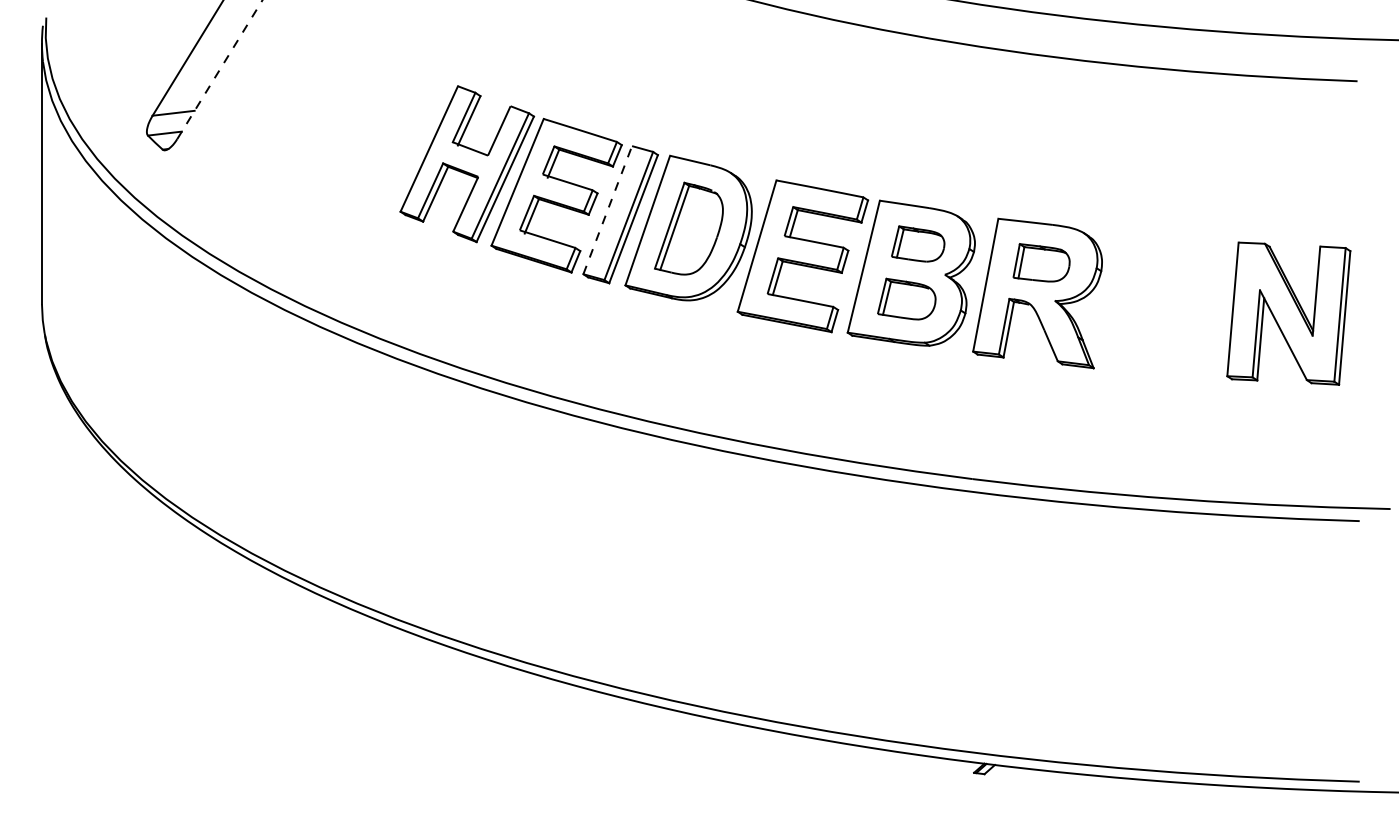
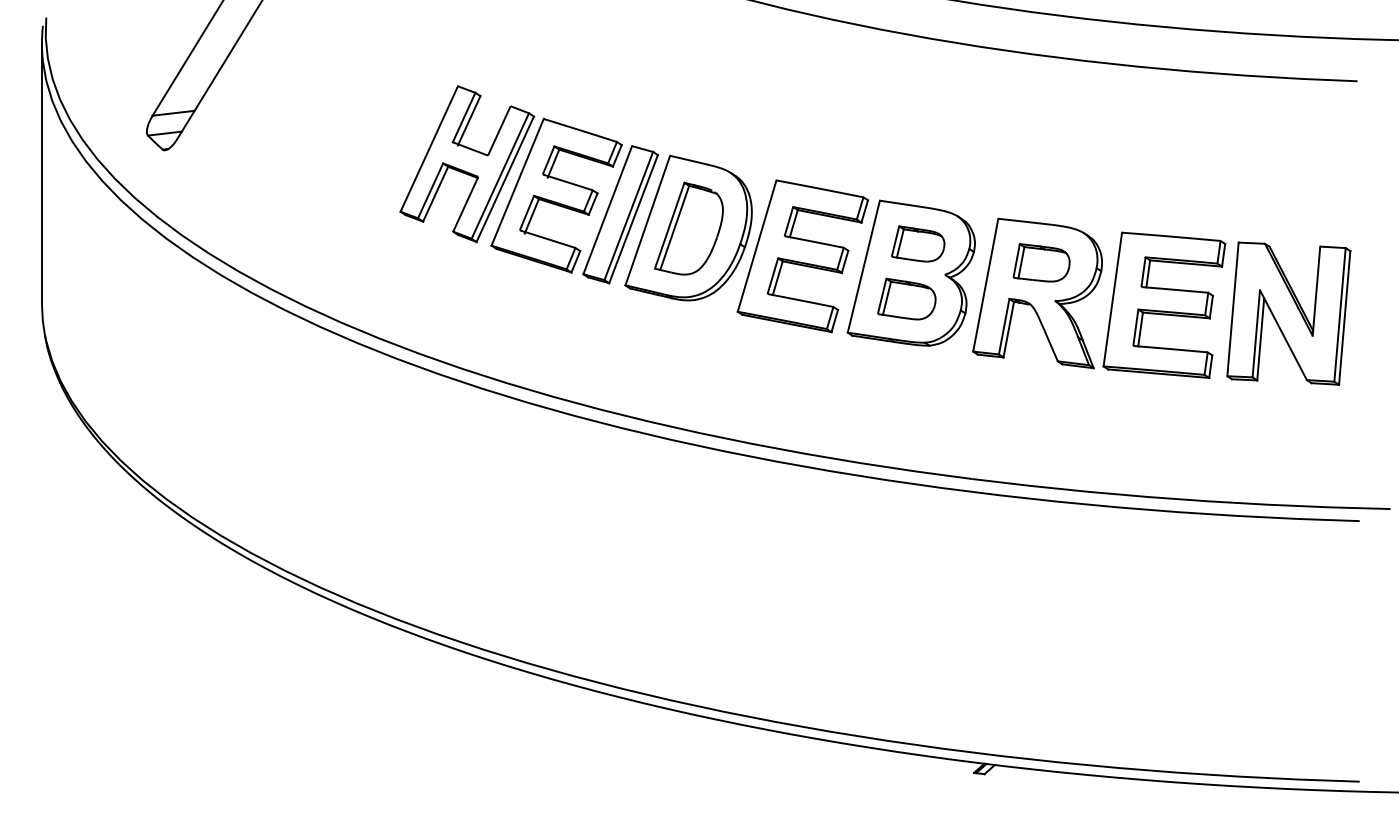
line: dashed -> solid (220, 69)
line: dashed -> solid (607, 210)
part: none -> present (1164, 304)
